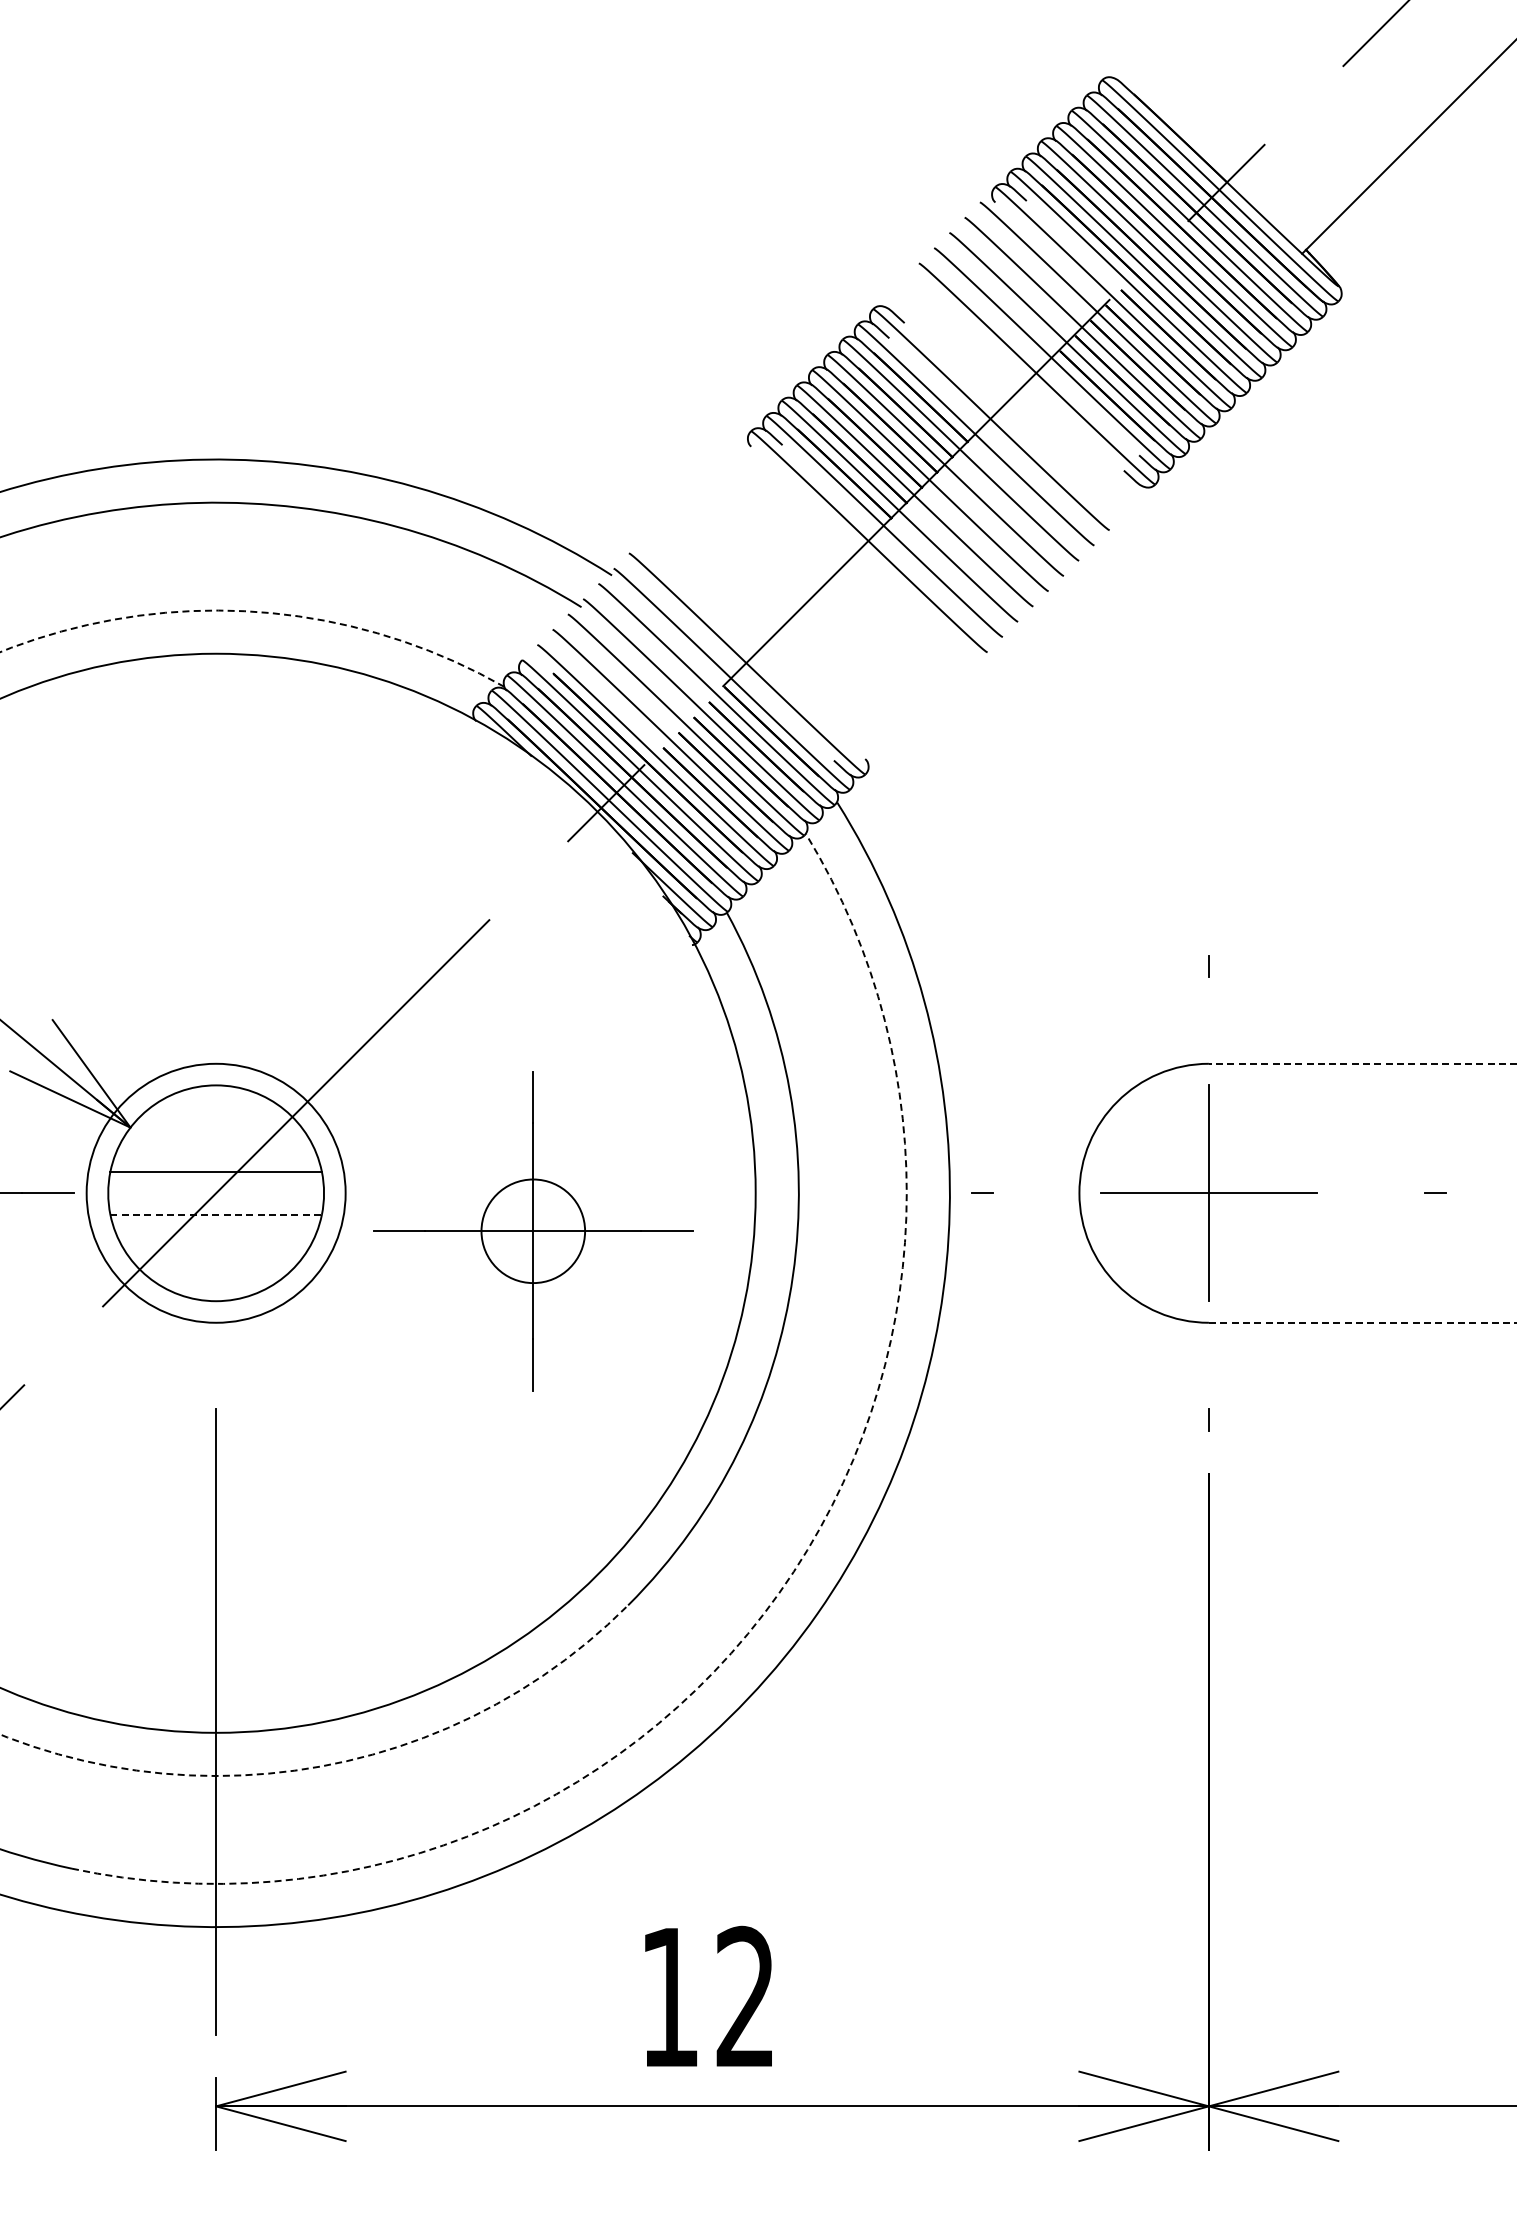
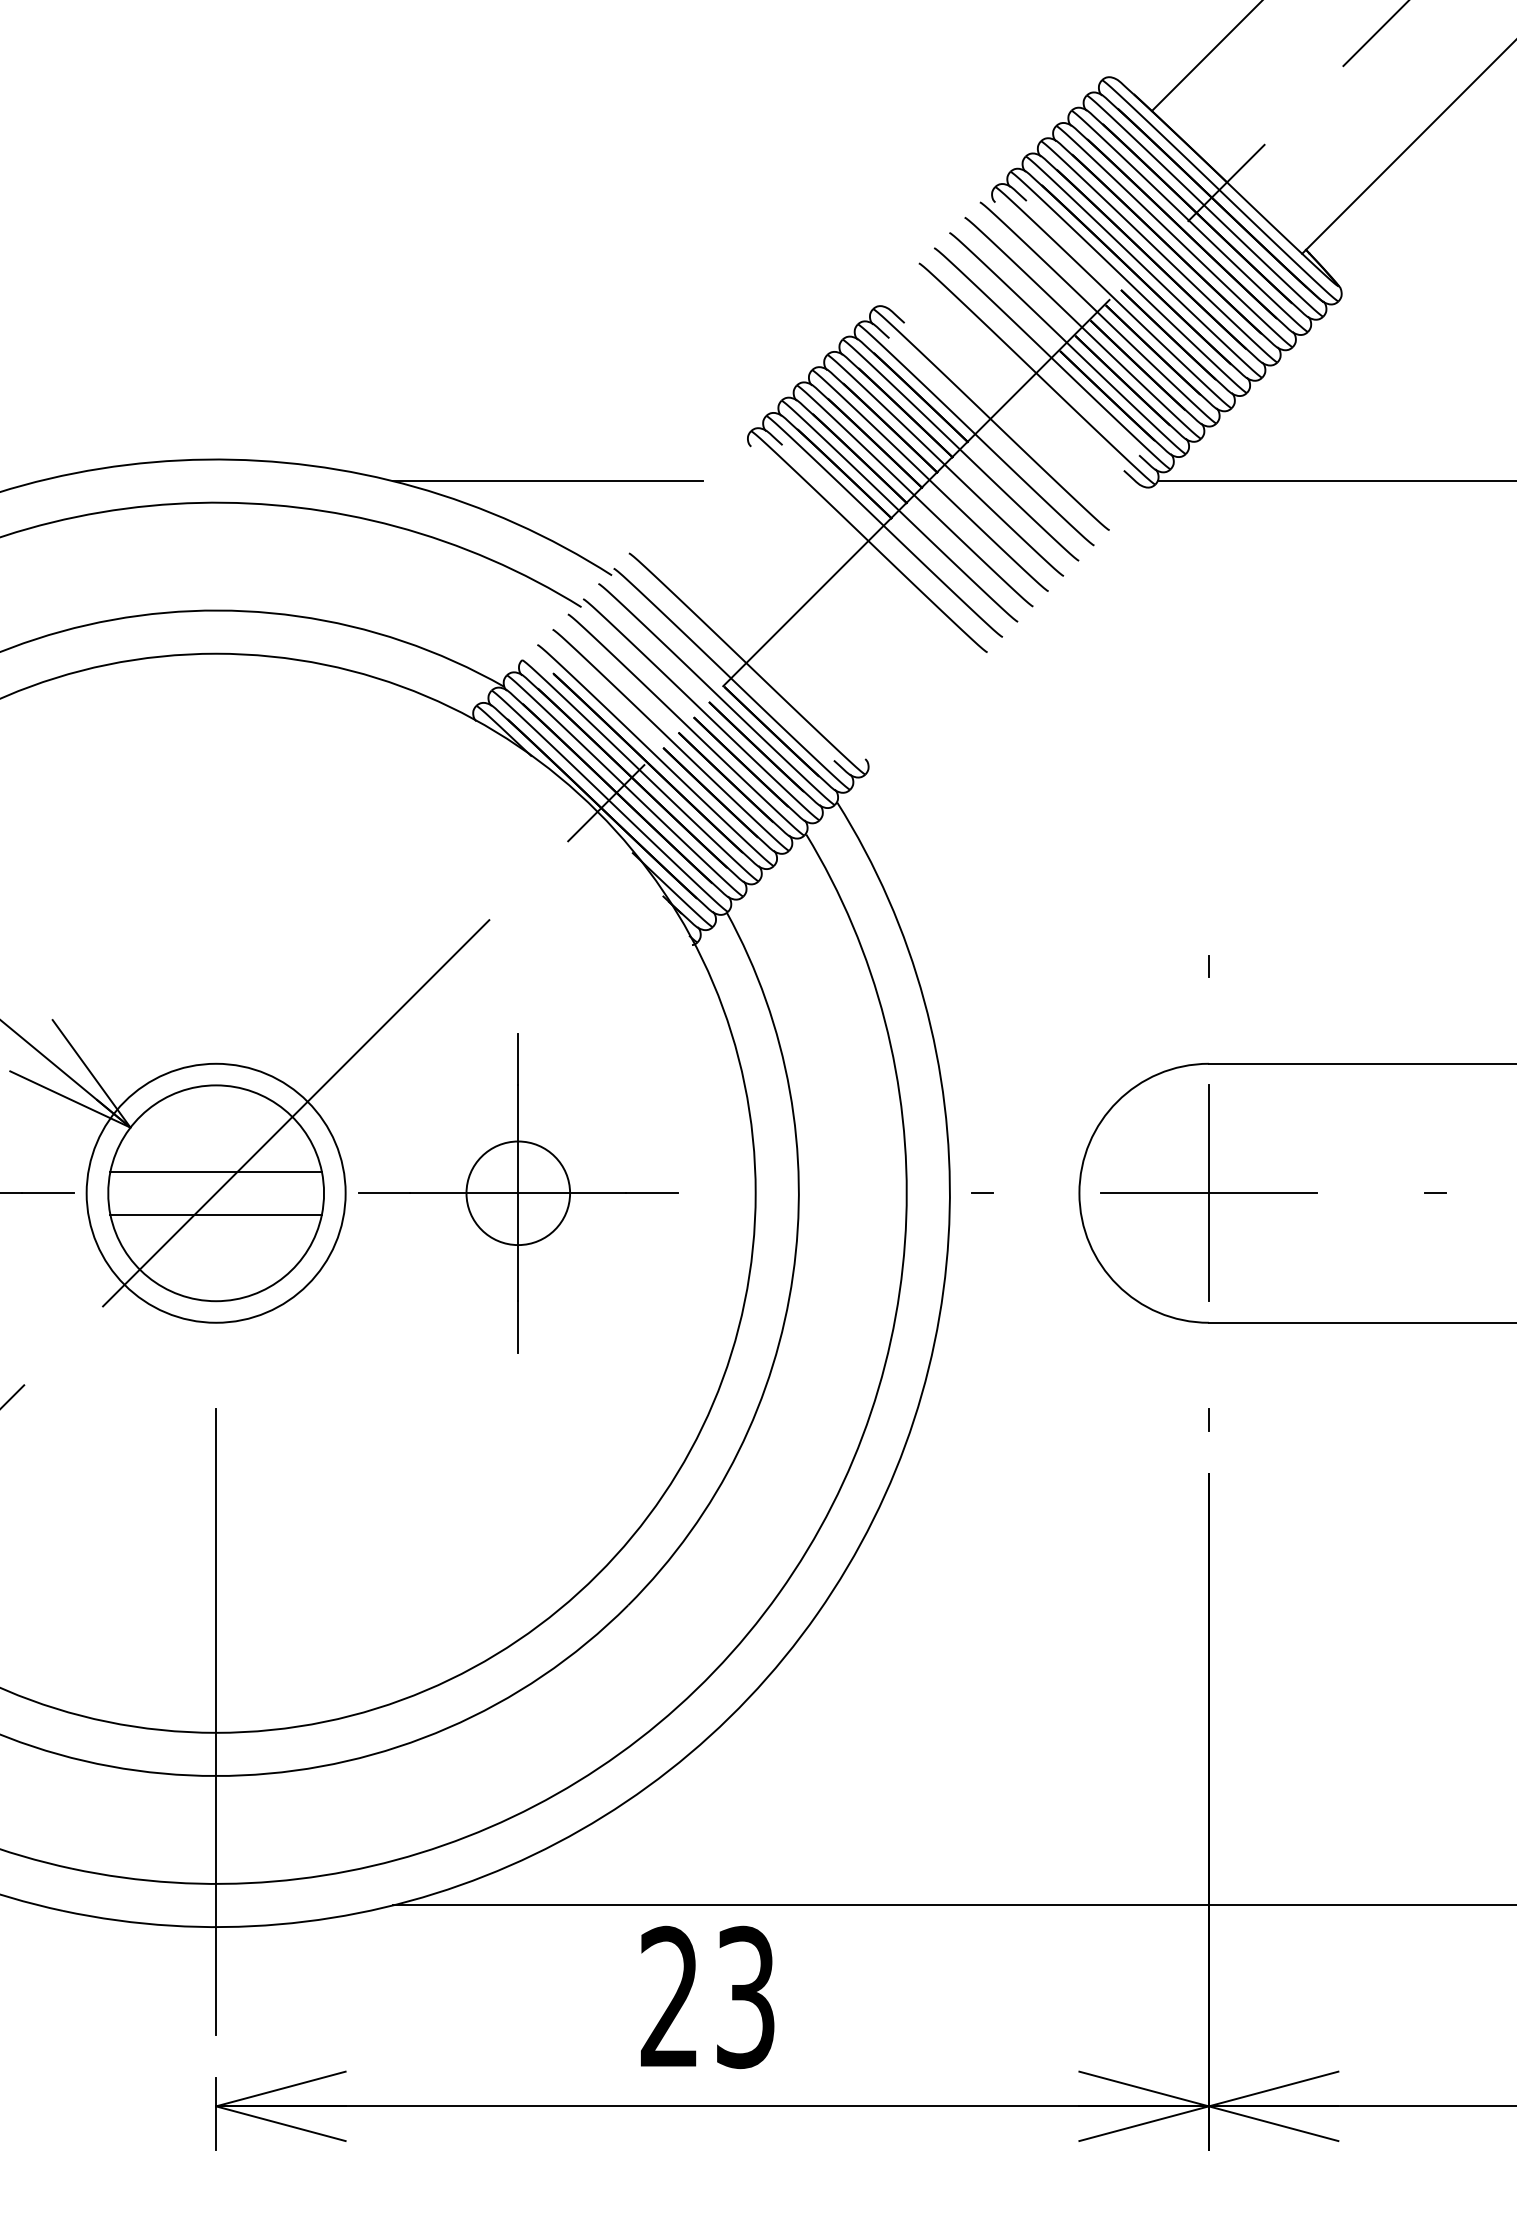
line: none -> present (1205, 56)
line: none -> present (547, 481)
line: none -> present (1335, 481)
line: dashed -> solid (1362, 1063)
line: dashed -> solid (216, 1214)
part position: (533, 1231) -> (518, 1193) (518, 1193)
line: dashed -> solid (1362, 1322)
arc: dashed -> solid (779, 1593)
arc: dashed -> solid (74, 1758)
line: none -> present (952, 1905)
text: 12 -> 23 (707, 1997)
